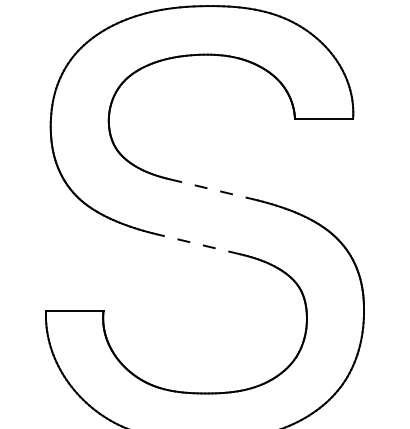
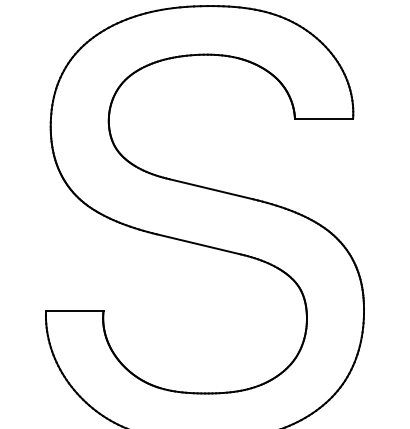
line: dashed -> solid (211, 189)
line: dashed -> solid (198, 244)
